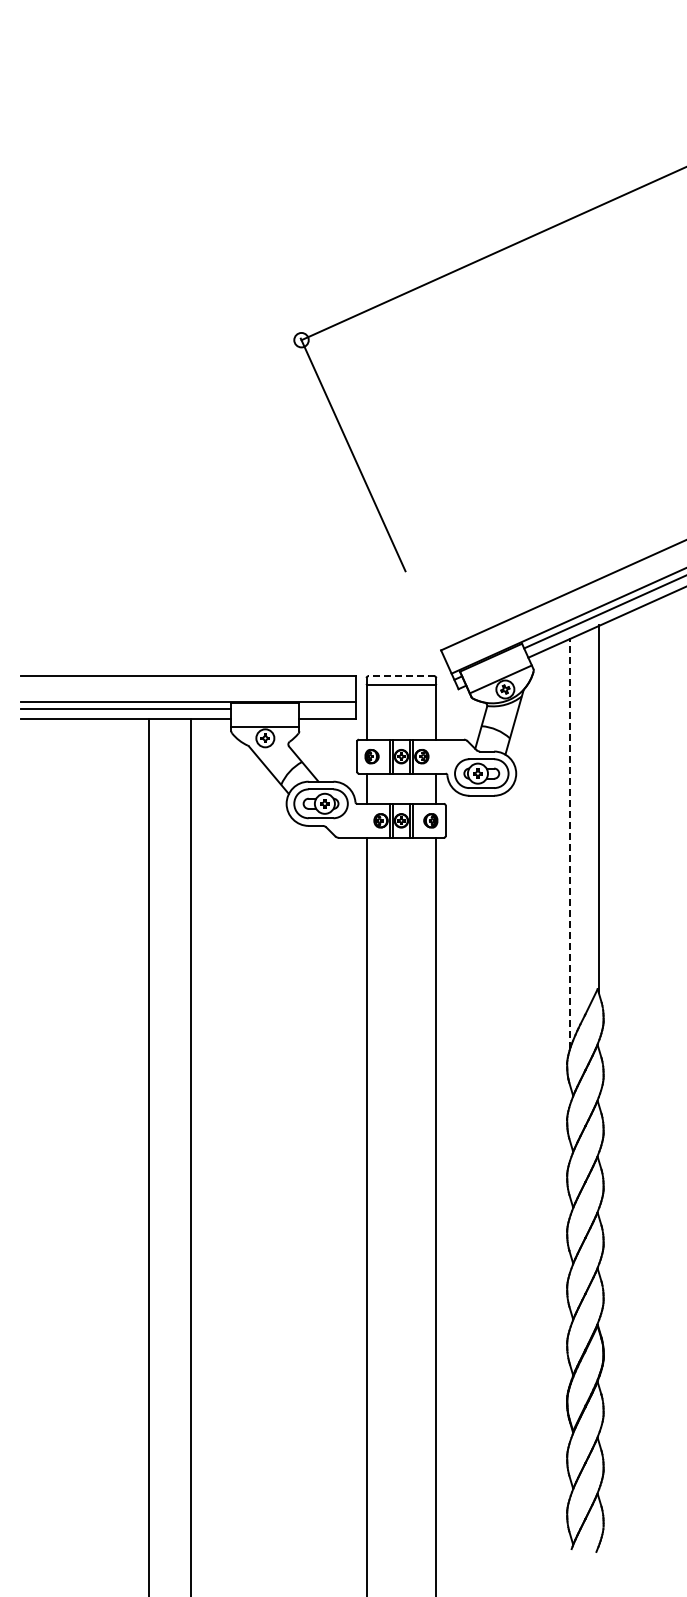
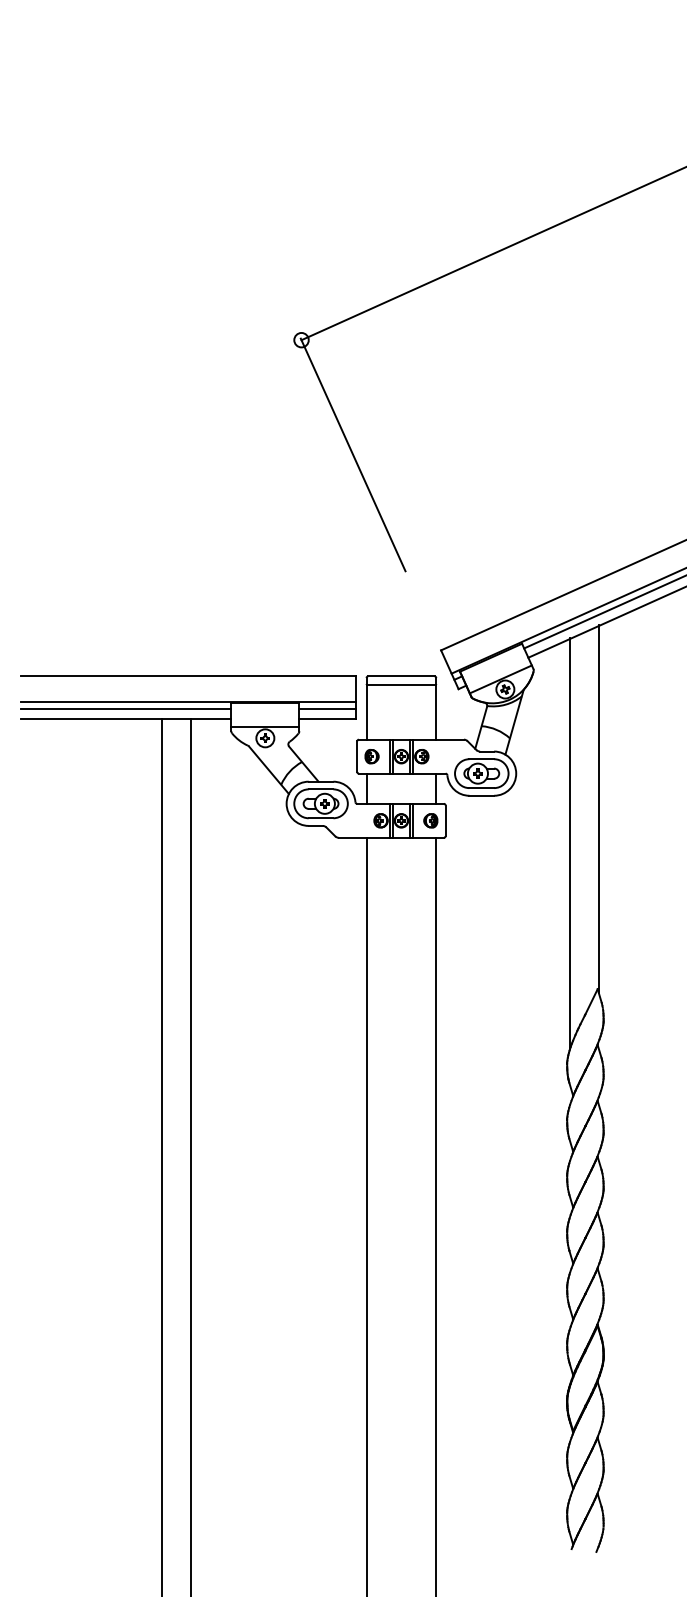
line: dashed -> solid (400, 676)
line: none -> present (327, 708)
line: dashed -> solid (569, 843)
line position: (149, 1155) -> (162, 1155) (162, 1155)
